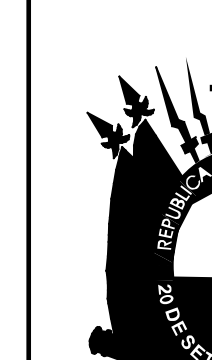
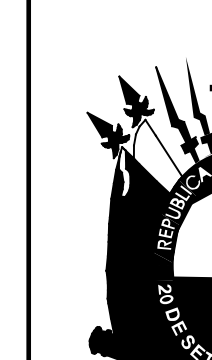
fill: present -> none (157, 163)
fill: present -> none (124, 172)
